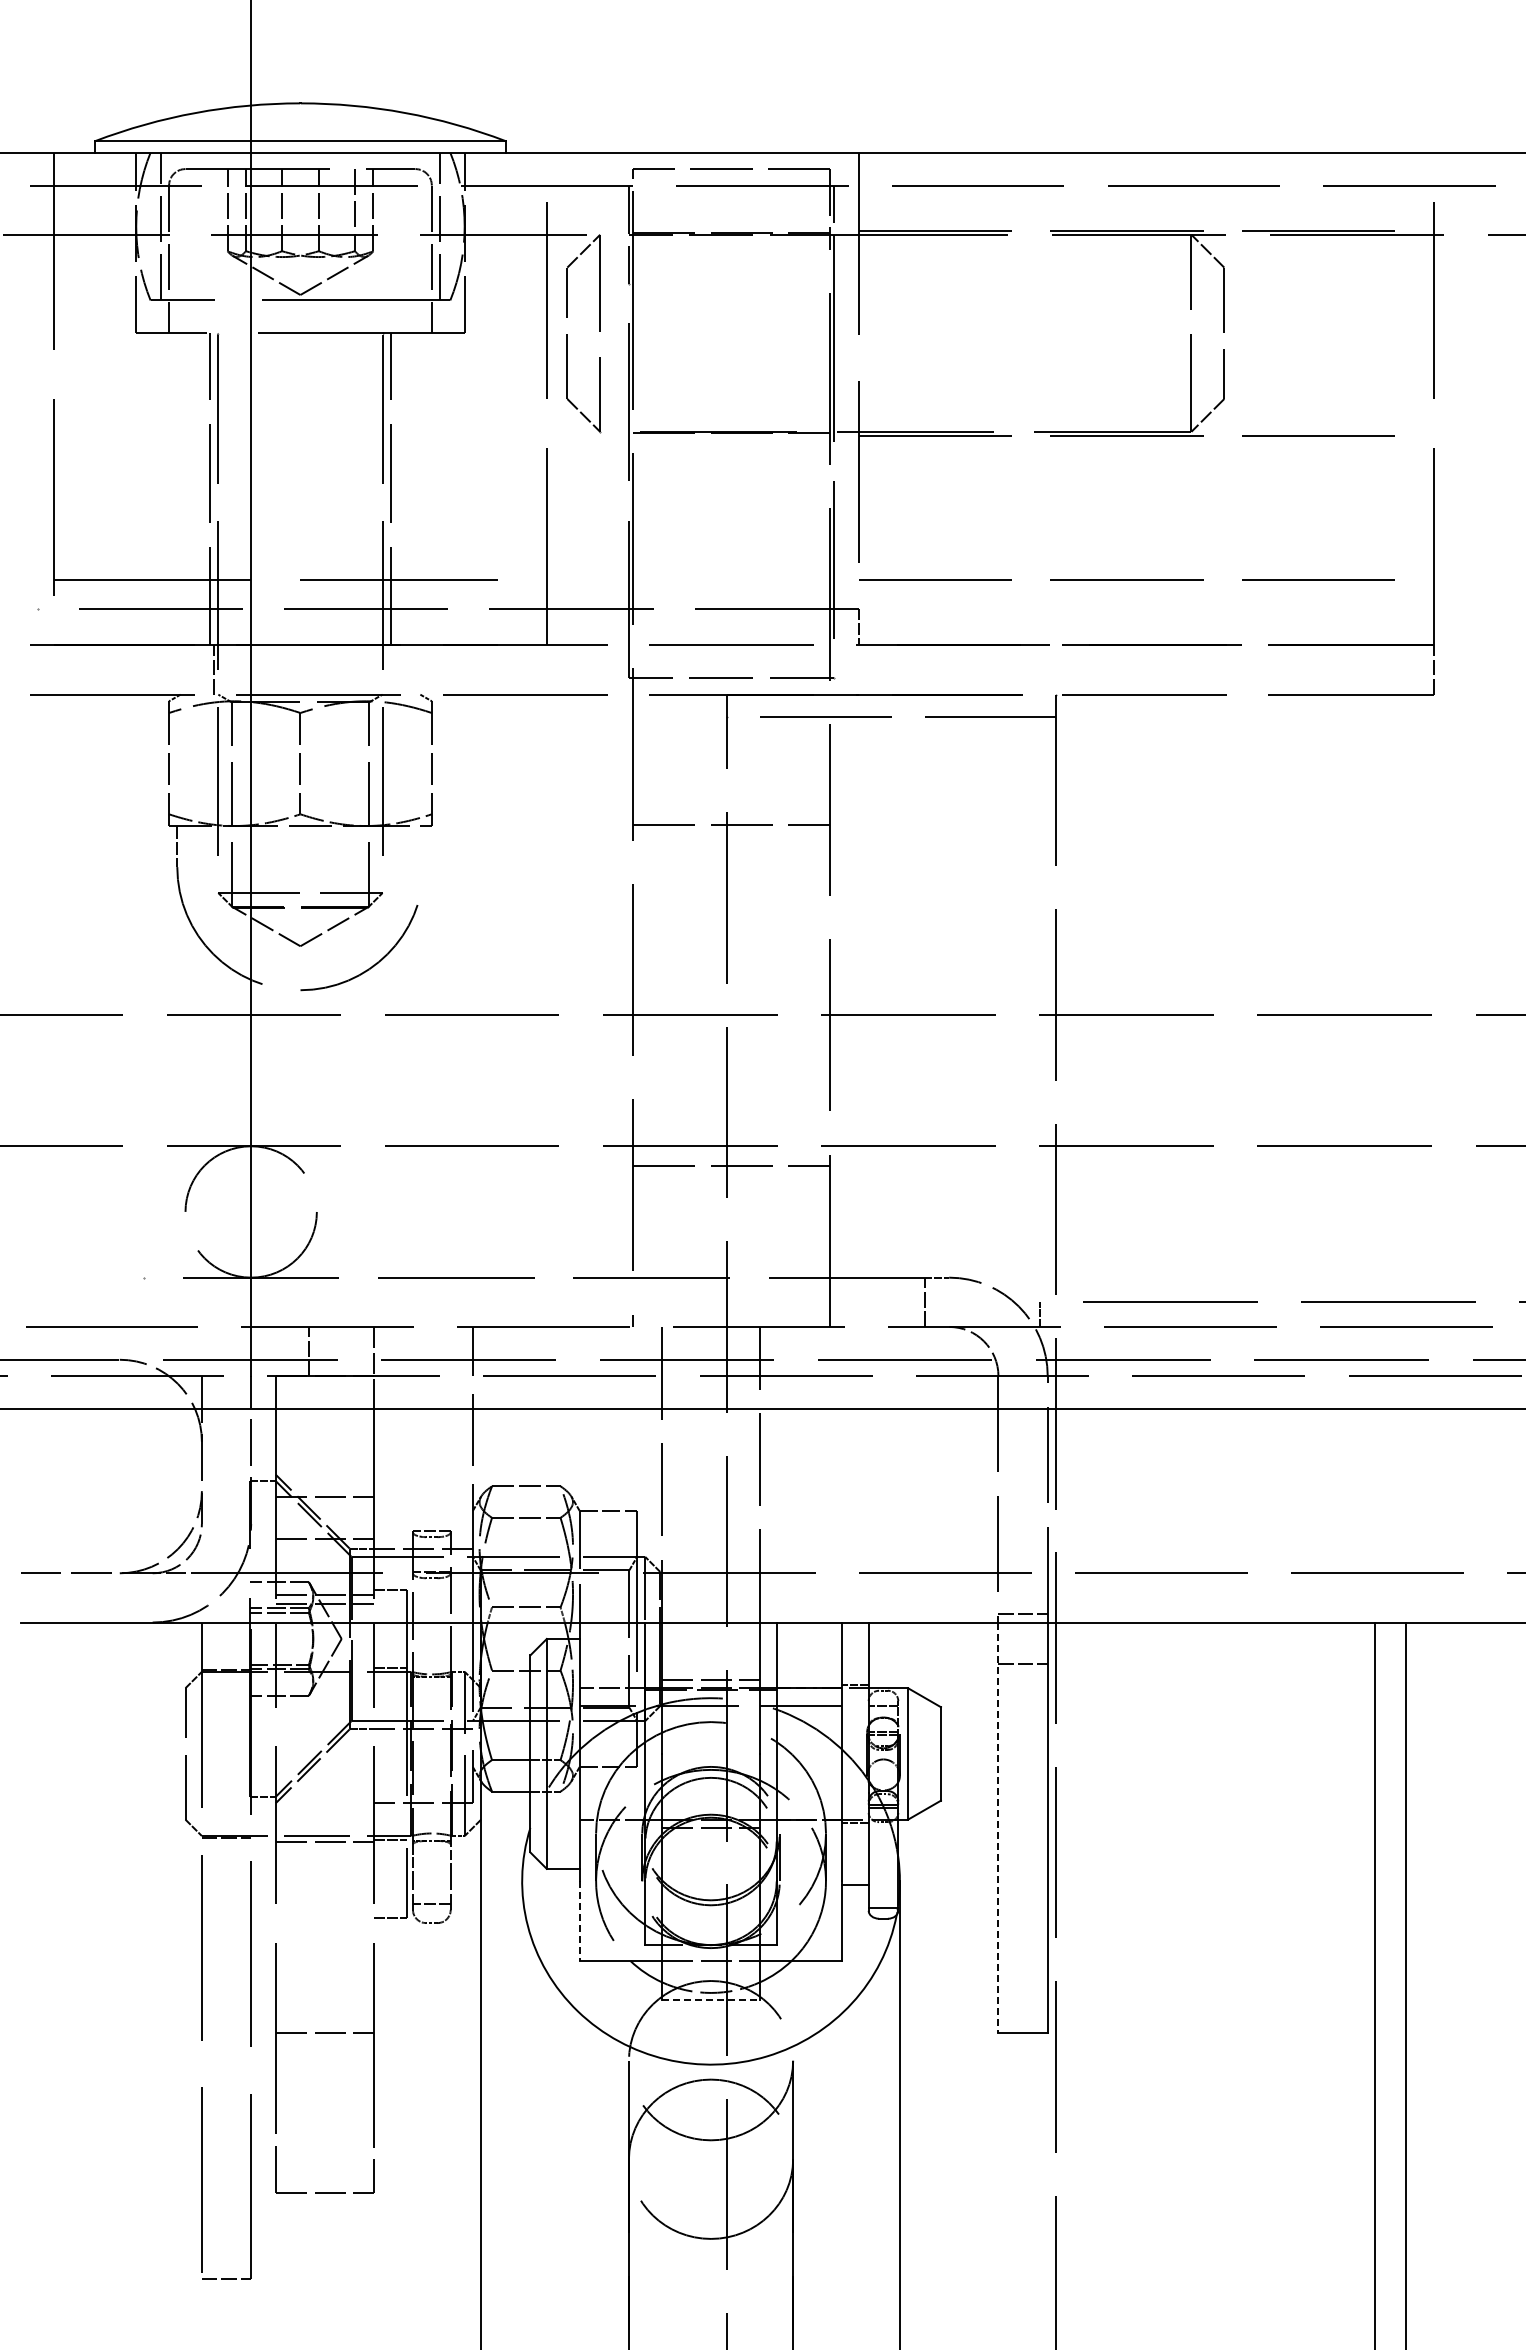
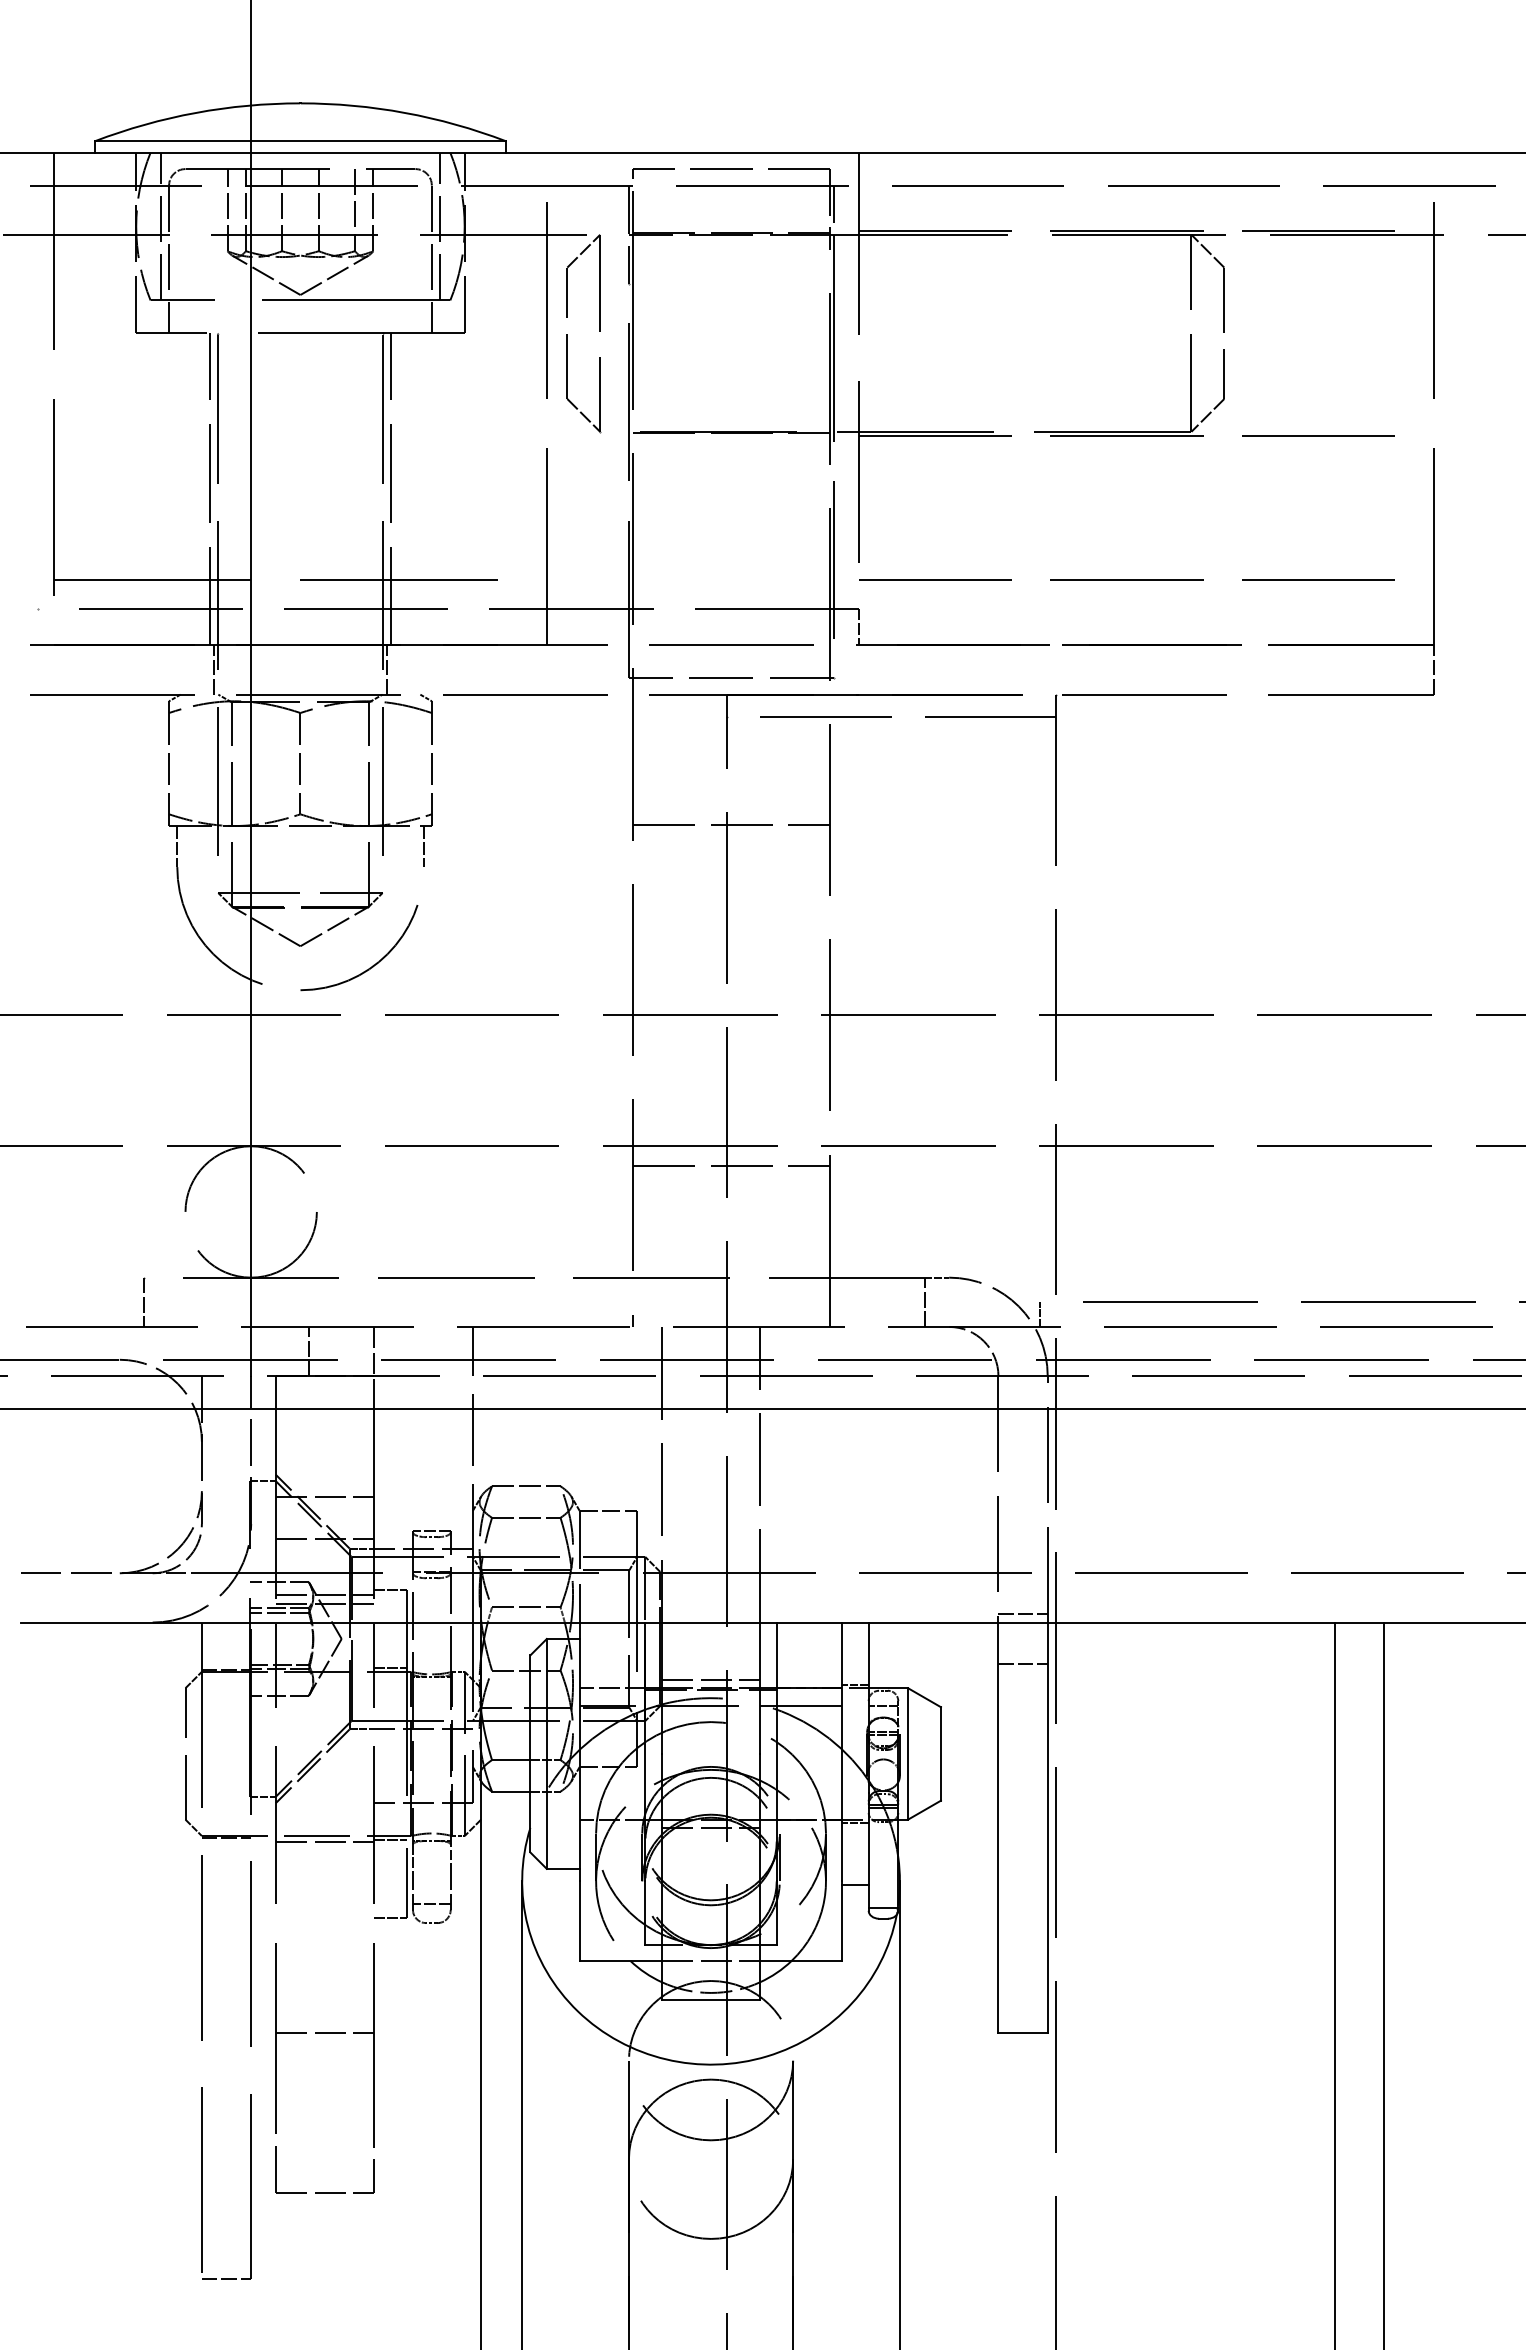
line: none -> present (386, 669)
line: none -> present (423, 846)
line: none -> present (144, 1301)
line: dashed -> solid (998, 1828)
line: dashed -> solid (579, 1921)
line position: (1375, 1984) -> (1335, 1984) (1335, 1984)
line position: (1406, 1984) -> (1384, 1984) (1384, 1984)
line: dashed -> solid (711, 2000)
line: none -> present (522, 2113)
